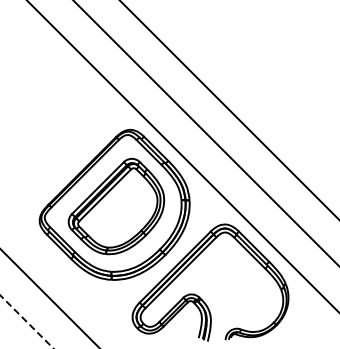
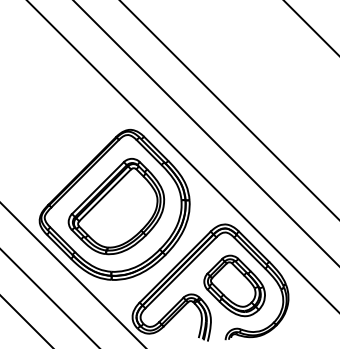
line: none -> present (310, 27)
line: none -> present (72, 274)
part: none -> present (234, 285)
line: dashed -> solid (27, 322)
